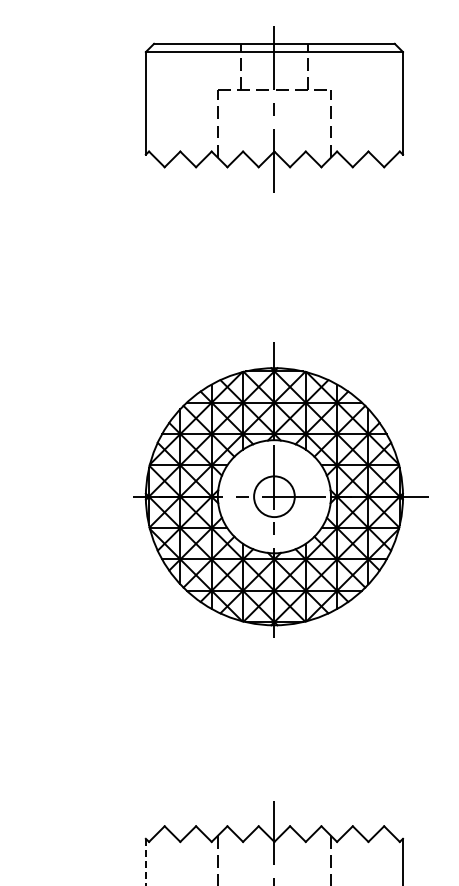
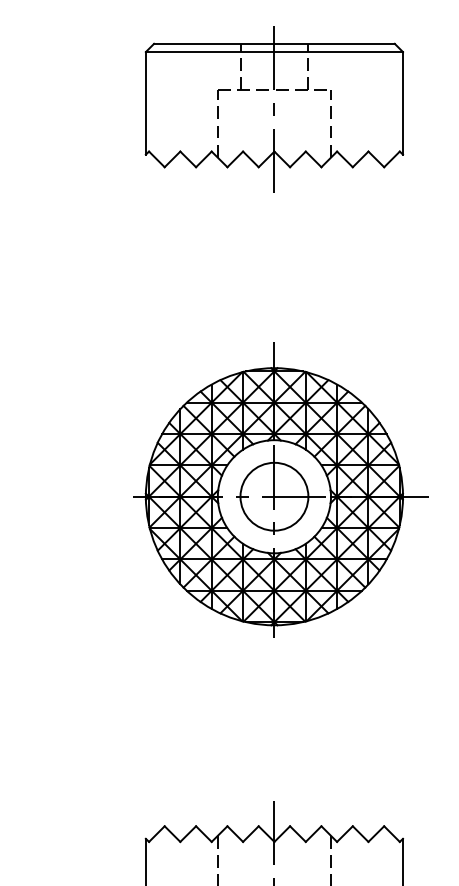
circle diameter: 41 px -> 68 px (274, 496)
line: dashed -> solid (145, 862)
